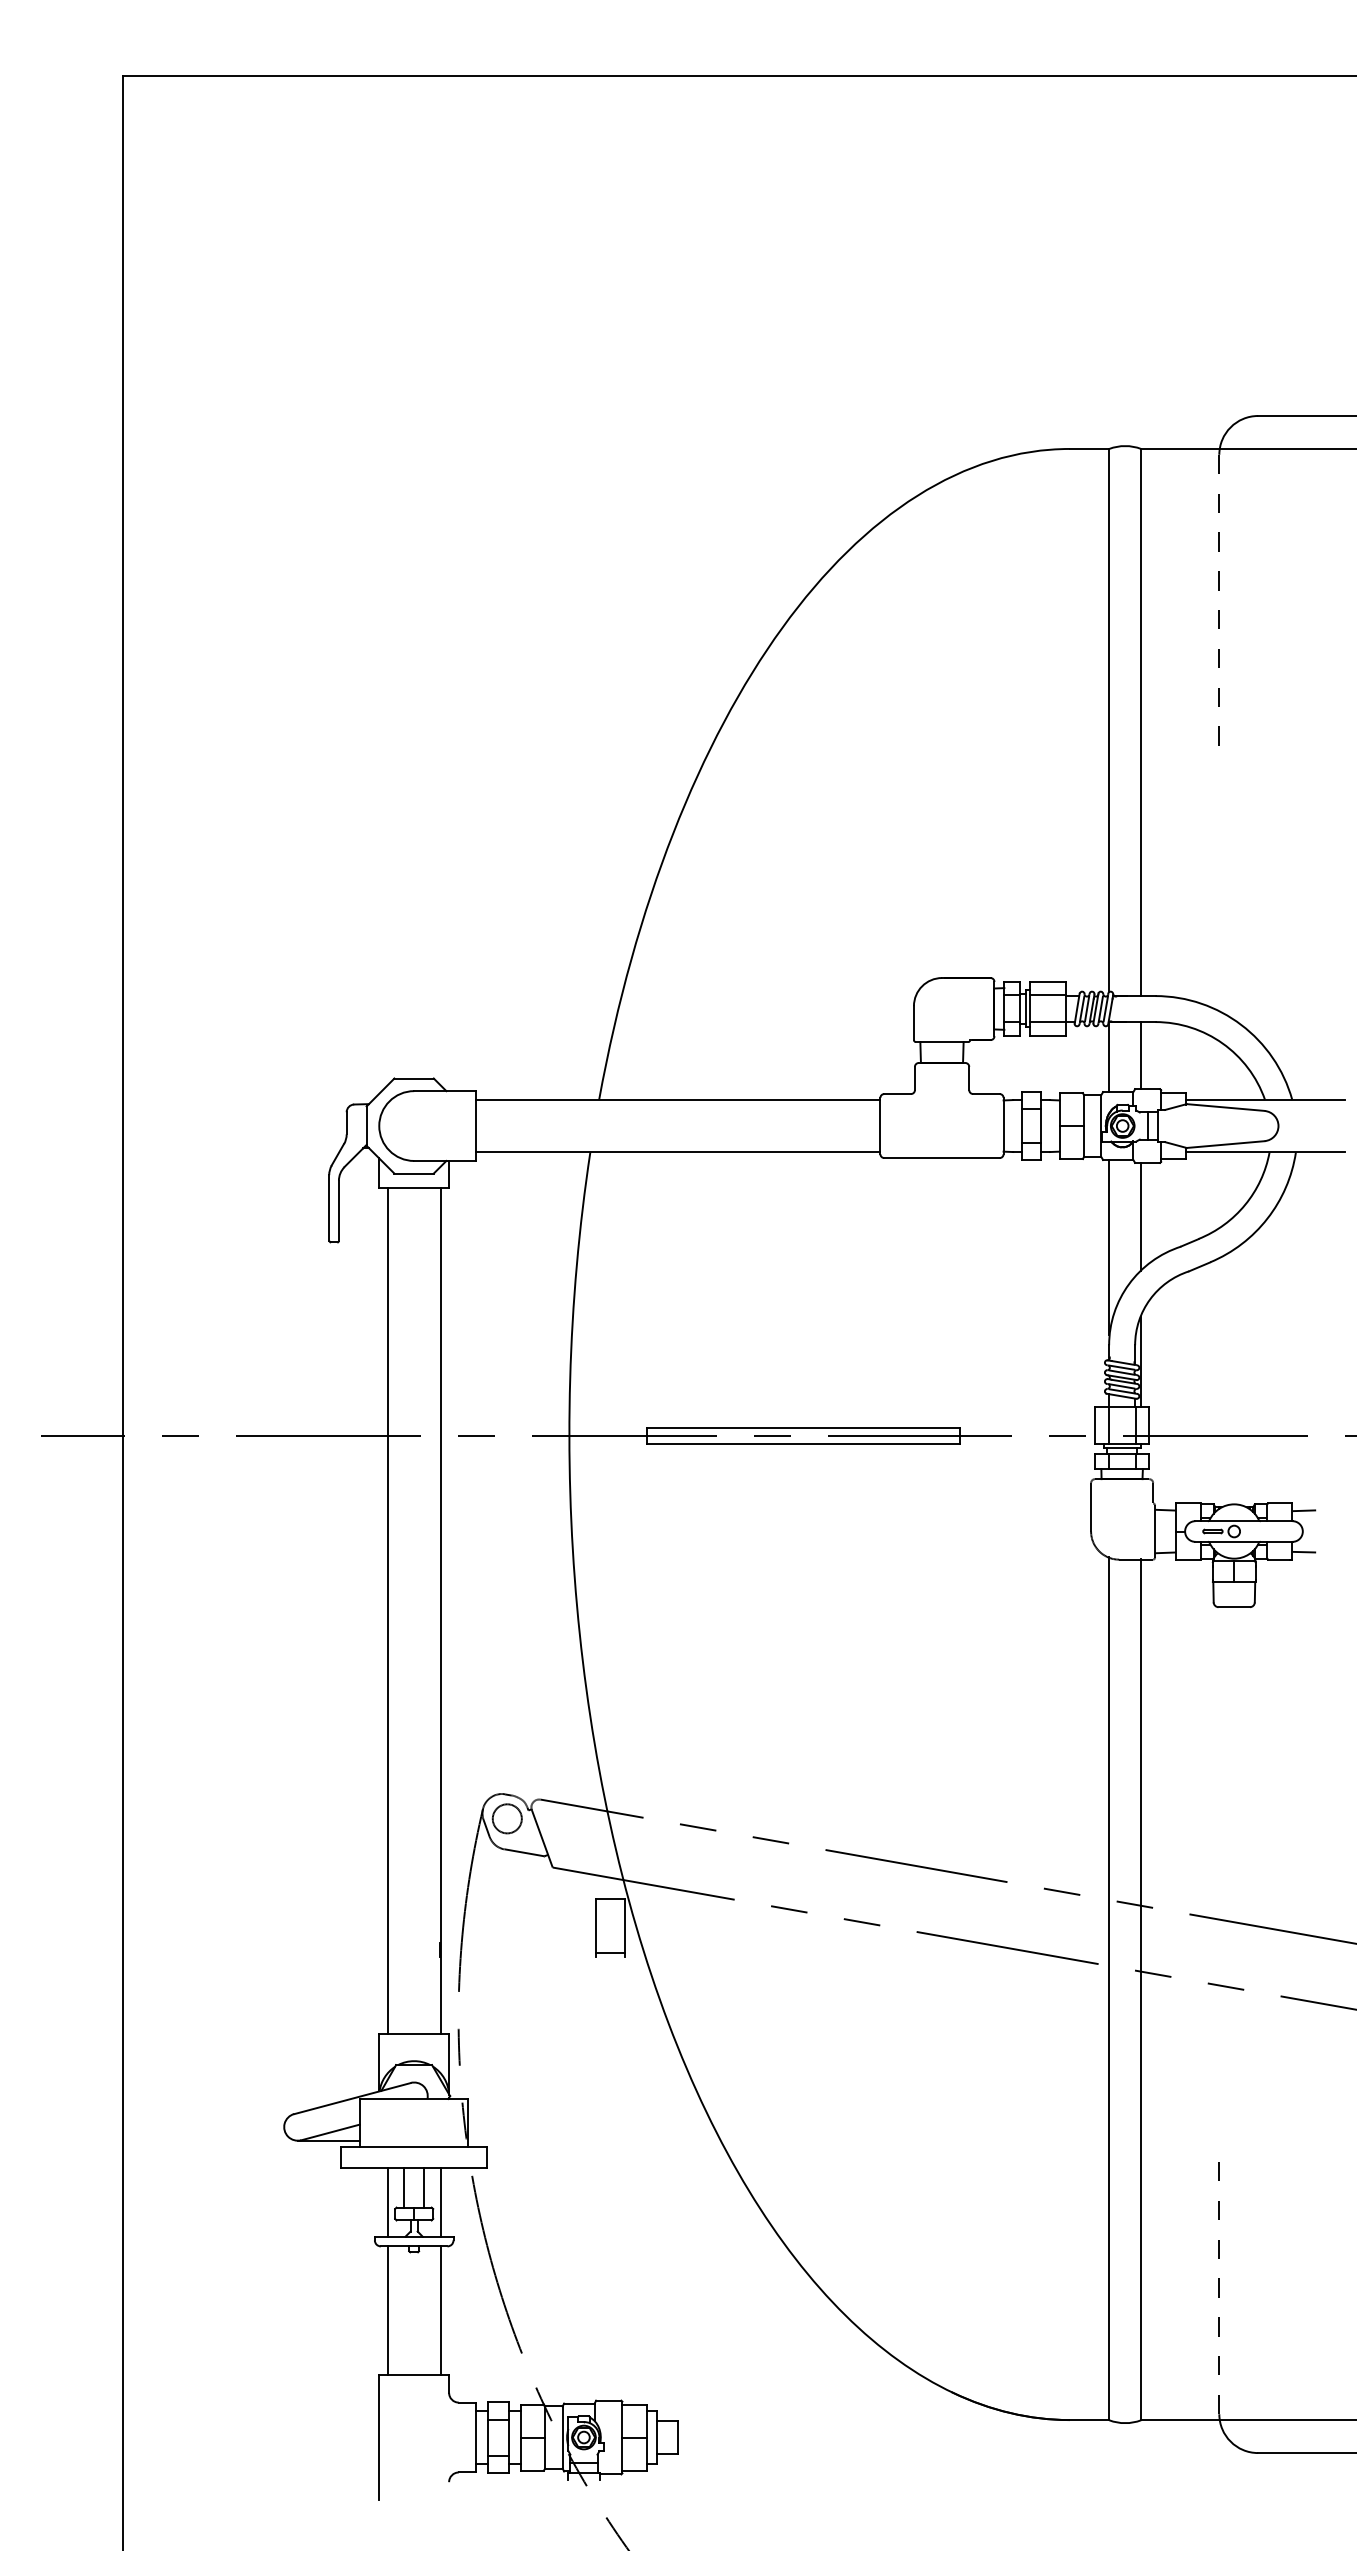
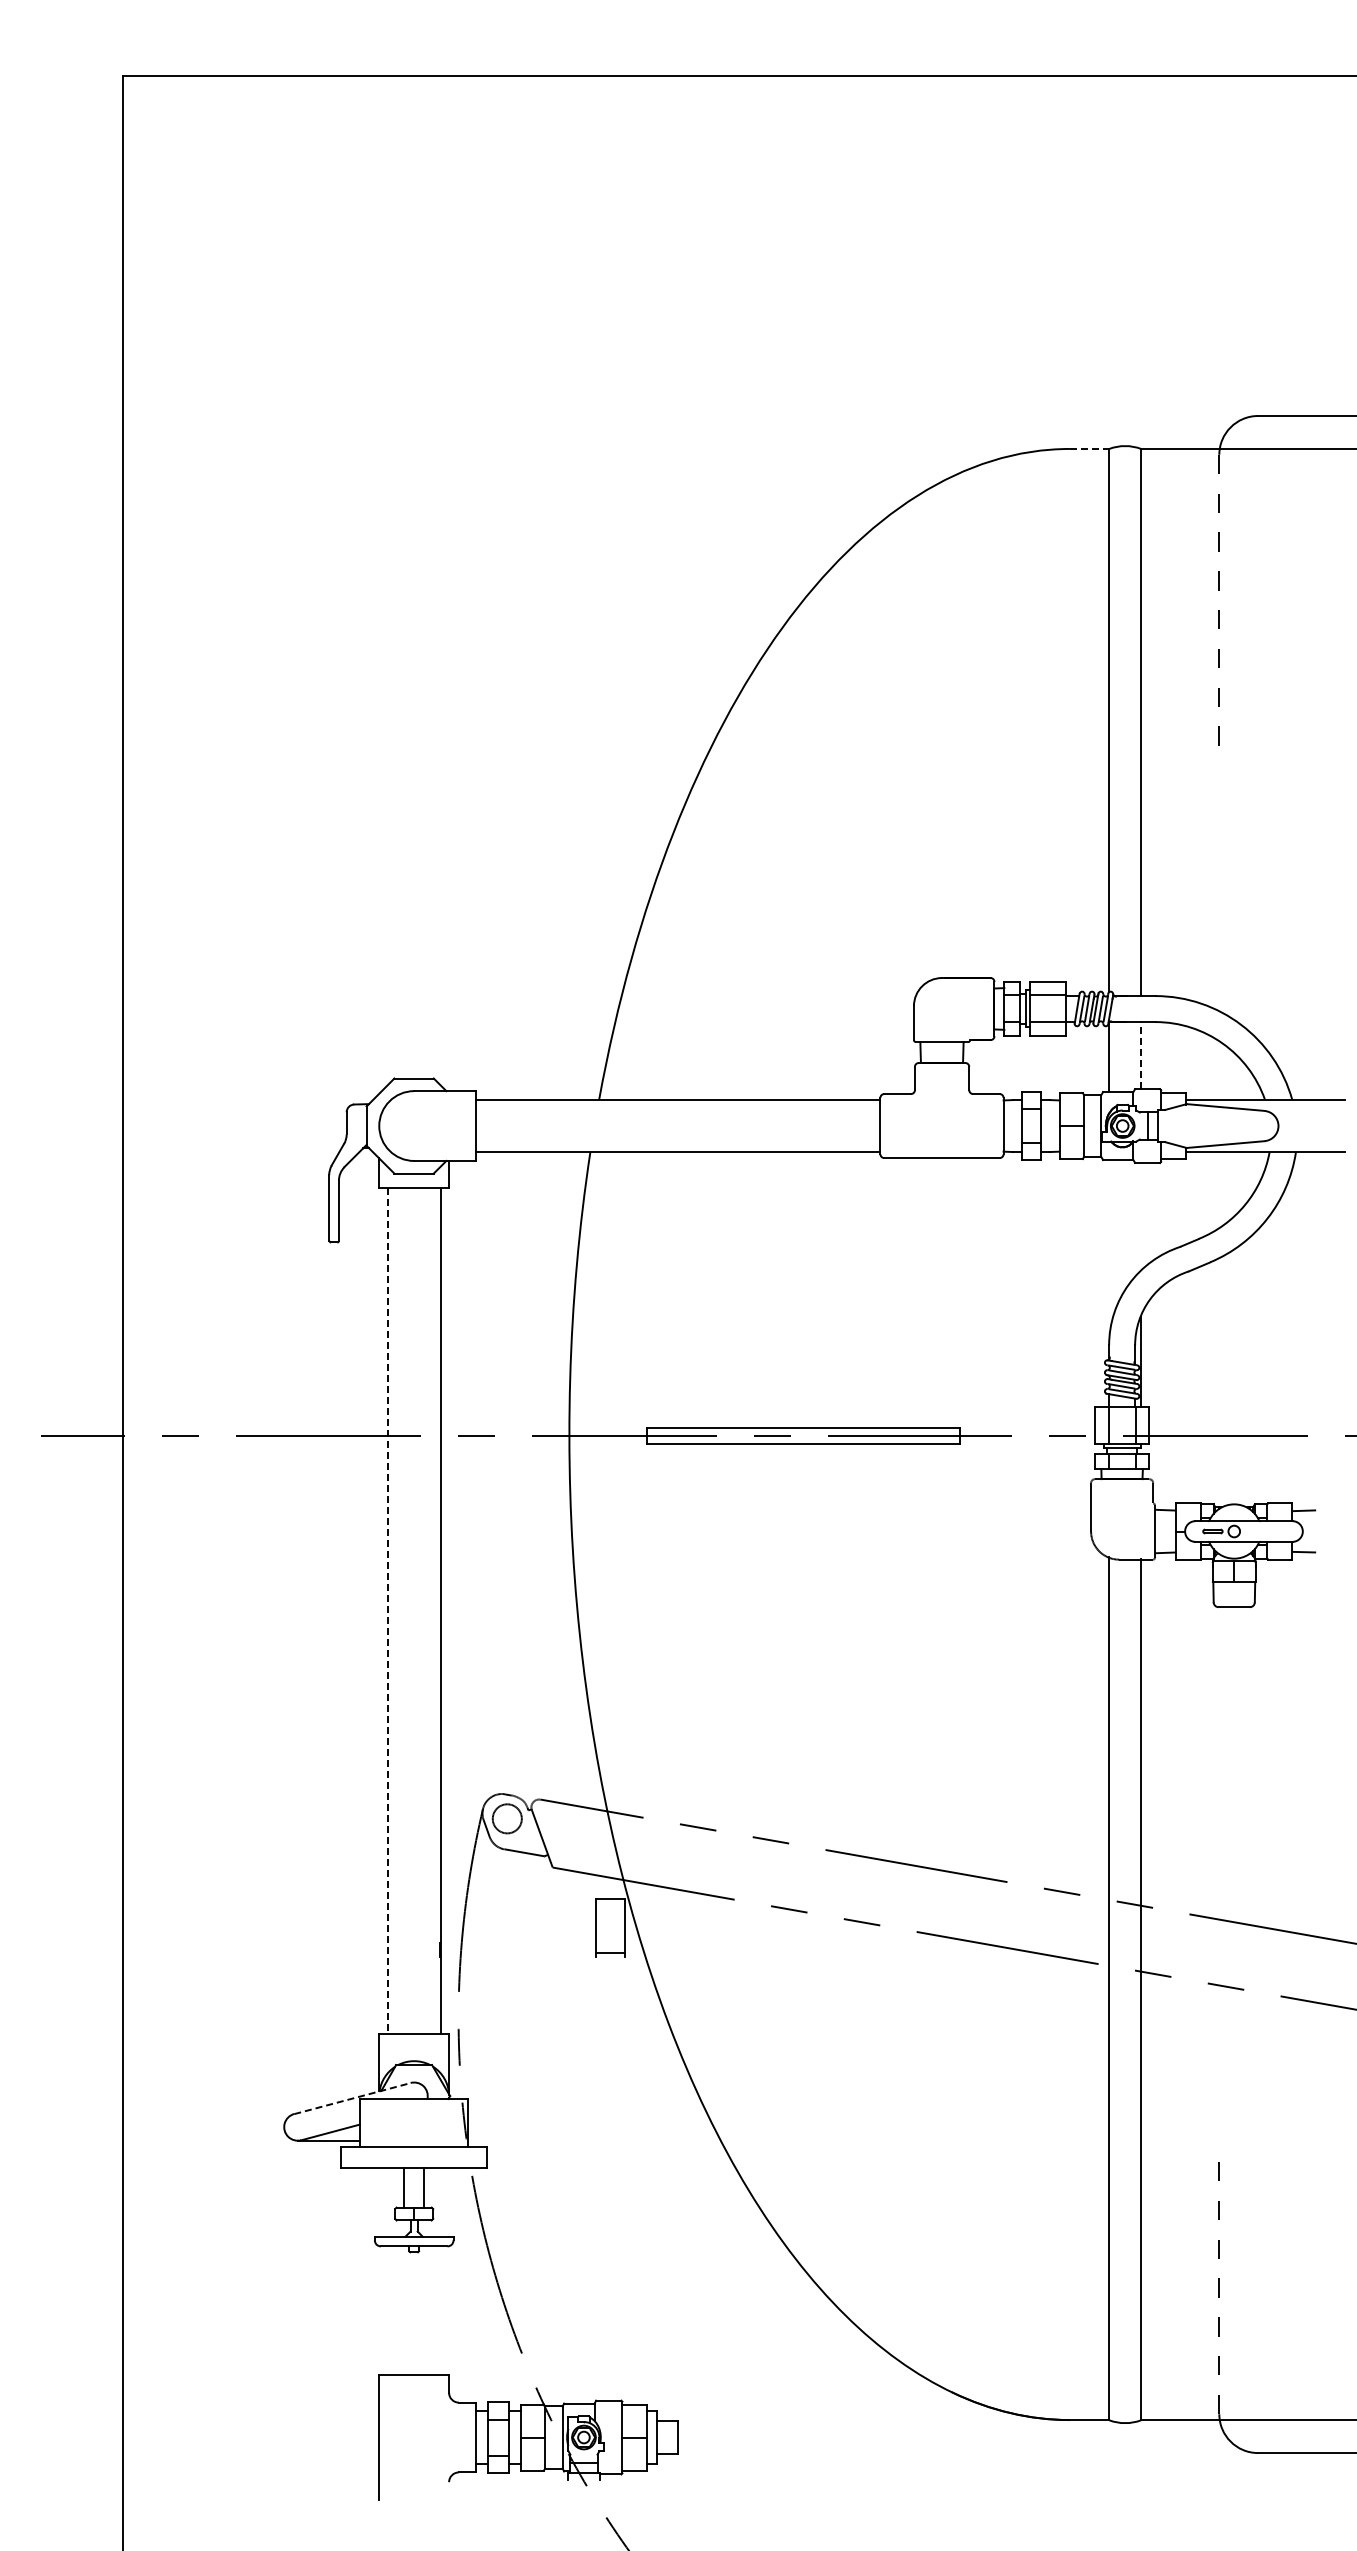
line: solid -> dashed (1089, 448)
line: solid -> dashed (1141, 1055)
line: present -> none (1141, 1216)
line: present -> none (1109, 1247)
line: solid -> dashed (387, 1611)
line: solid -> dashed (352, 2098)
line: present -> none (387, 2201)
line: present -> none (440, 2201)
line: present -> none (387, 2310)
line: present -> none (440, 2310)
